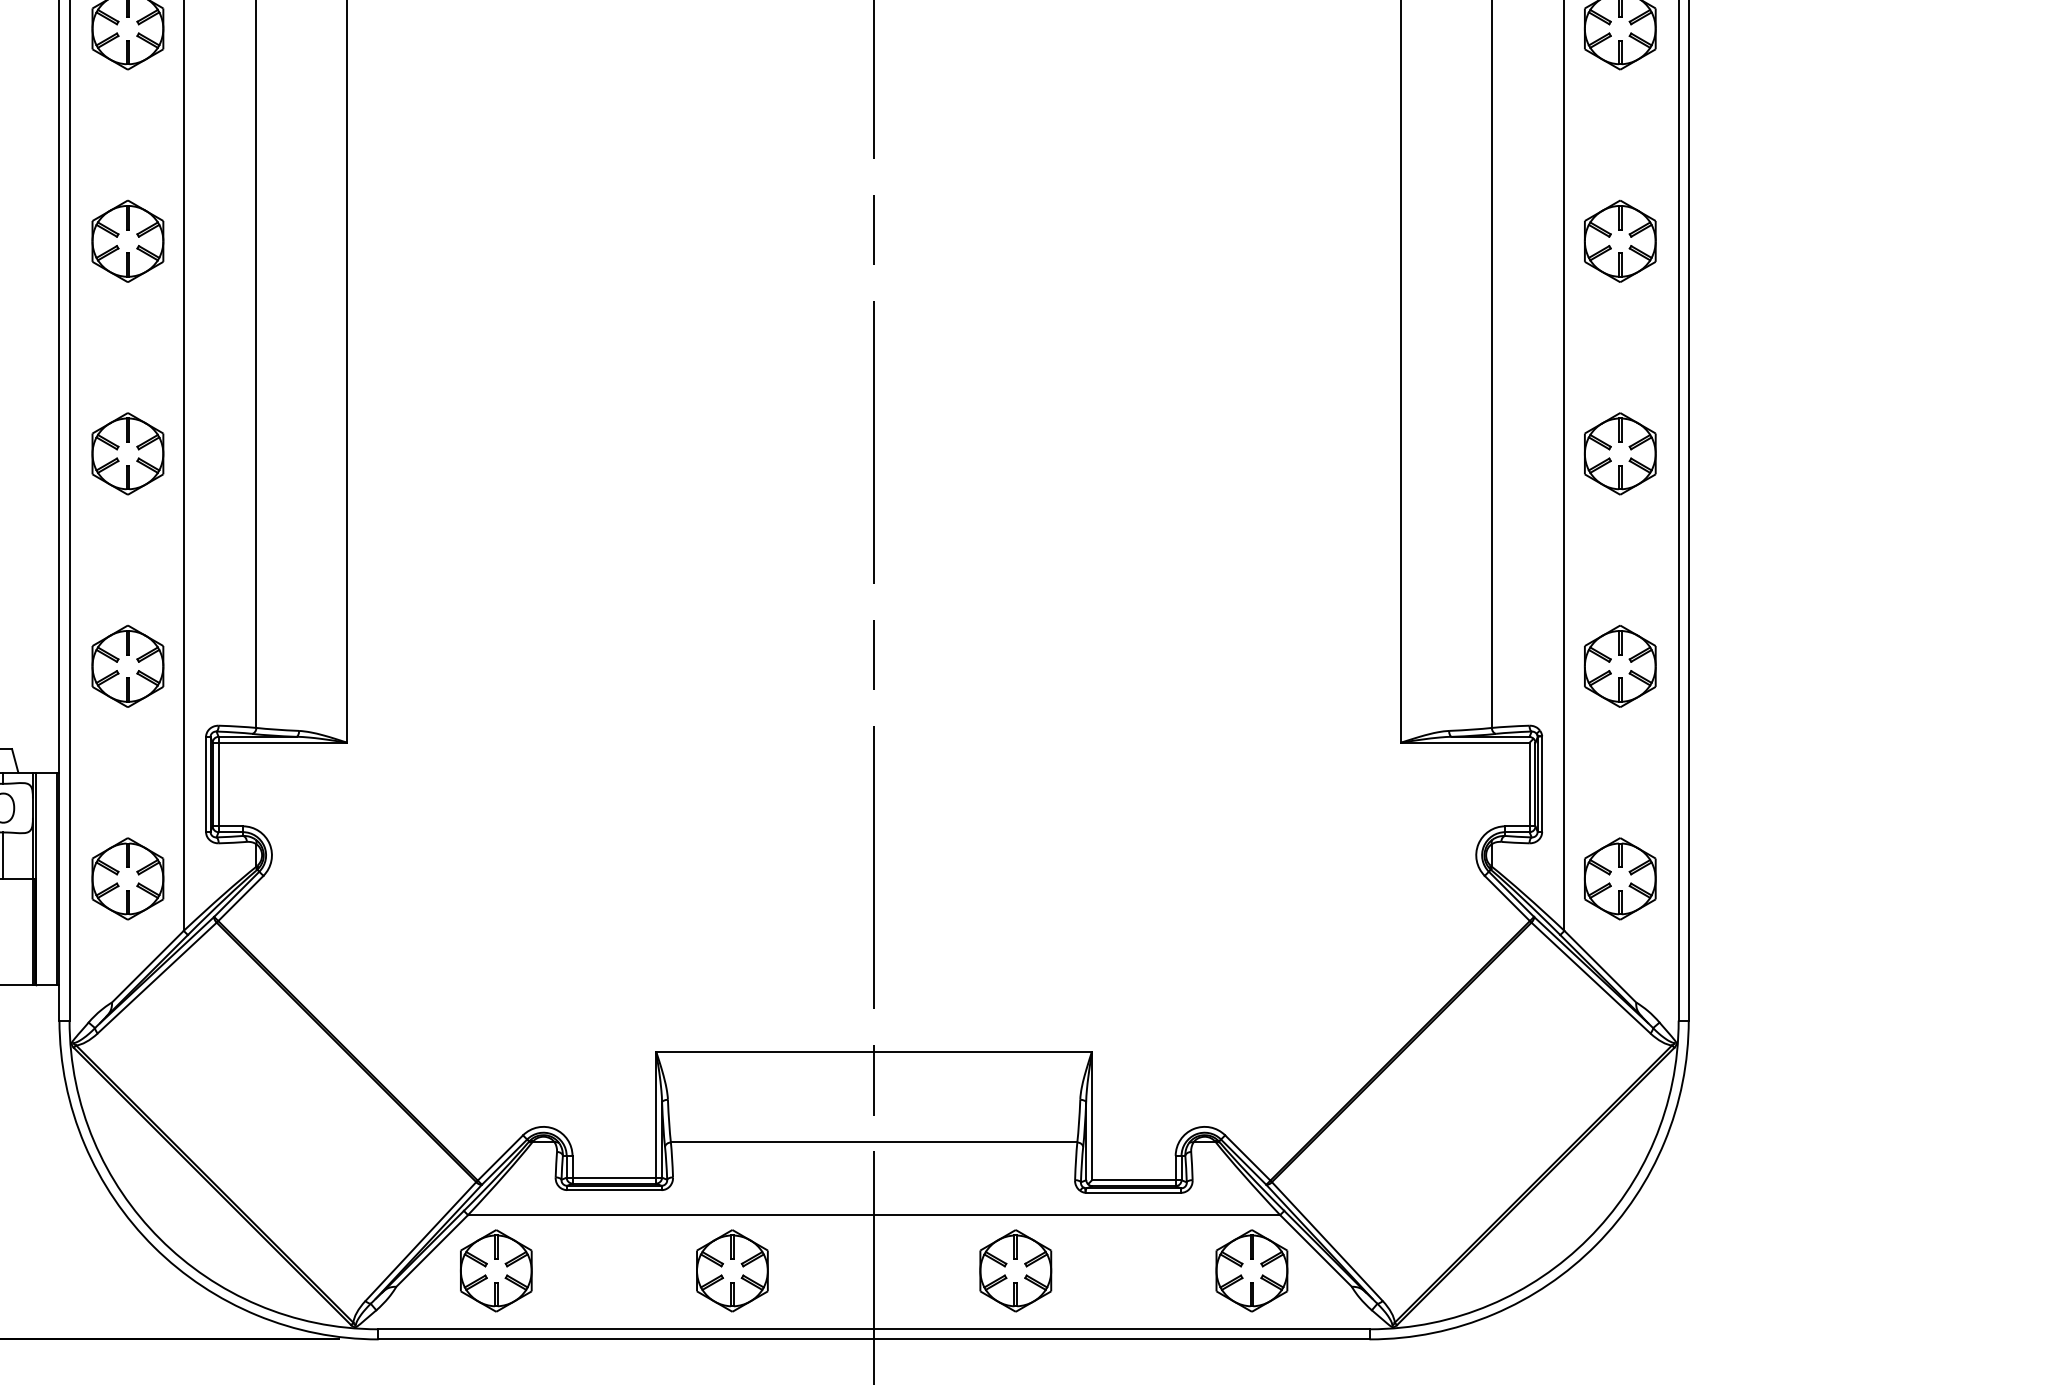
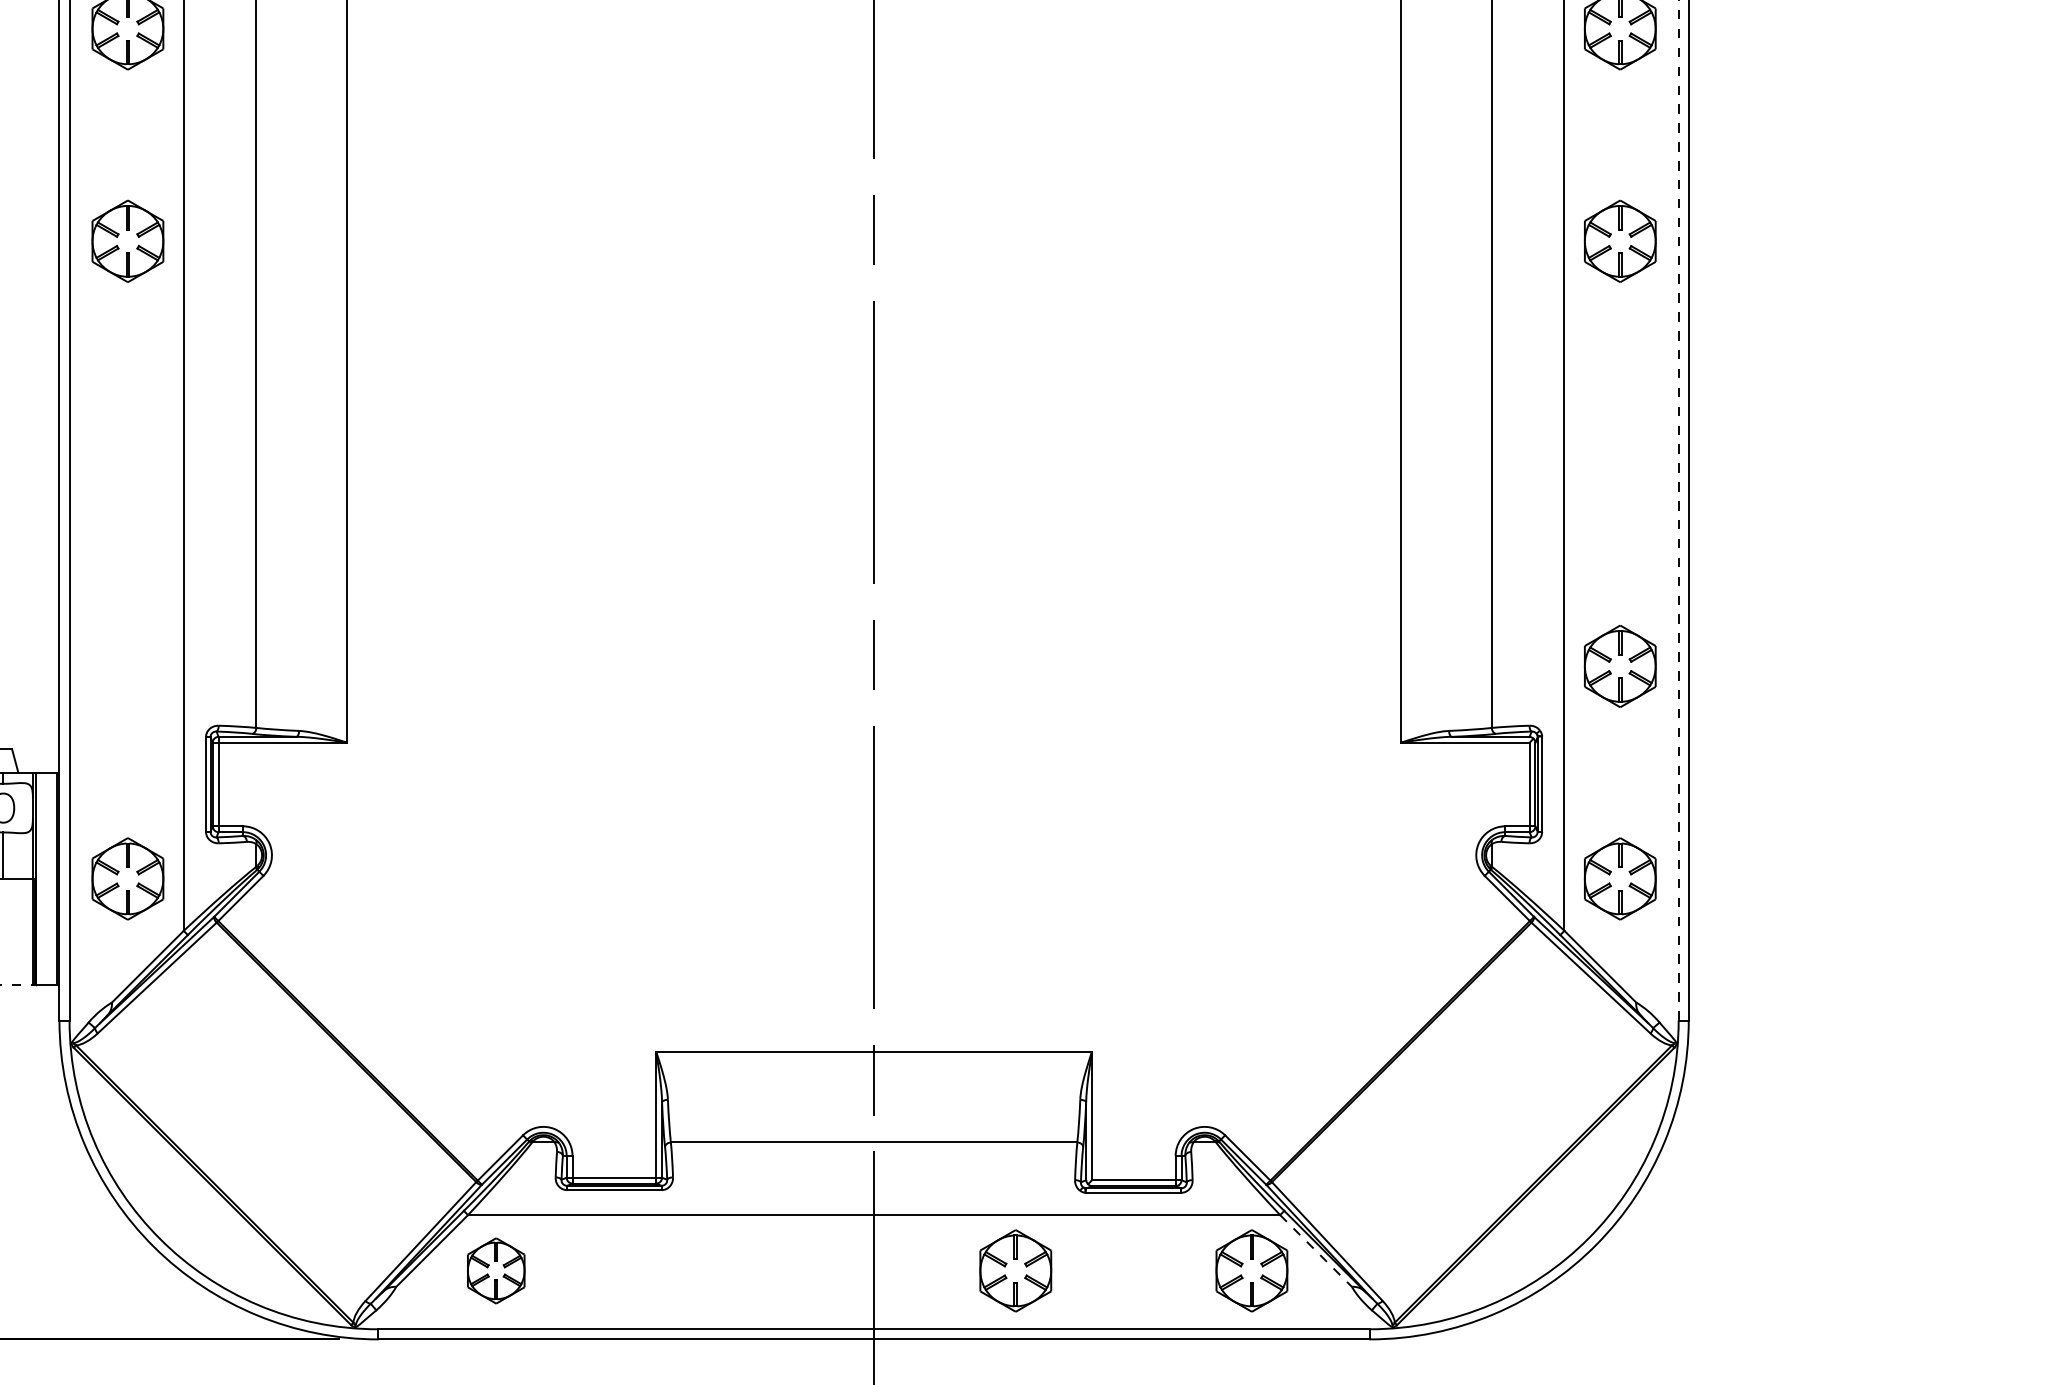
part: present -> none (127, 453)
part: present -> none (1619, 453)
line: solid -> dashed (1678, 510)
part: present -> none (127, 666)
line: solid -> dashed (16, 985)
line: solid -> dashed (1316, 1250)
part size: 74x84 px -> 59x68 px (496, 1270)
part: present -> none (732, 1270)
